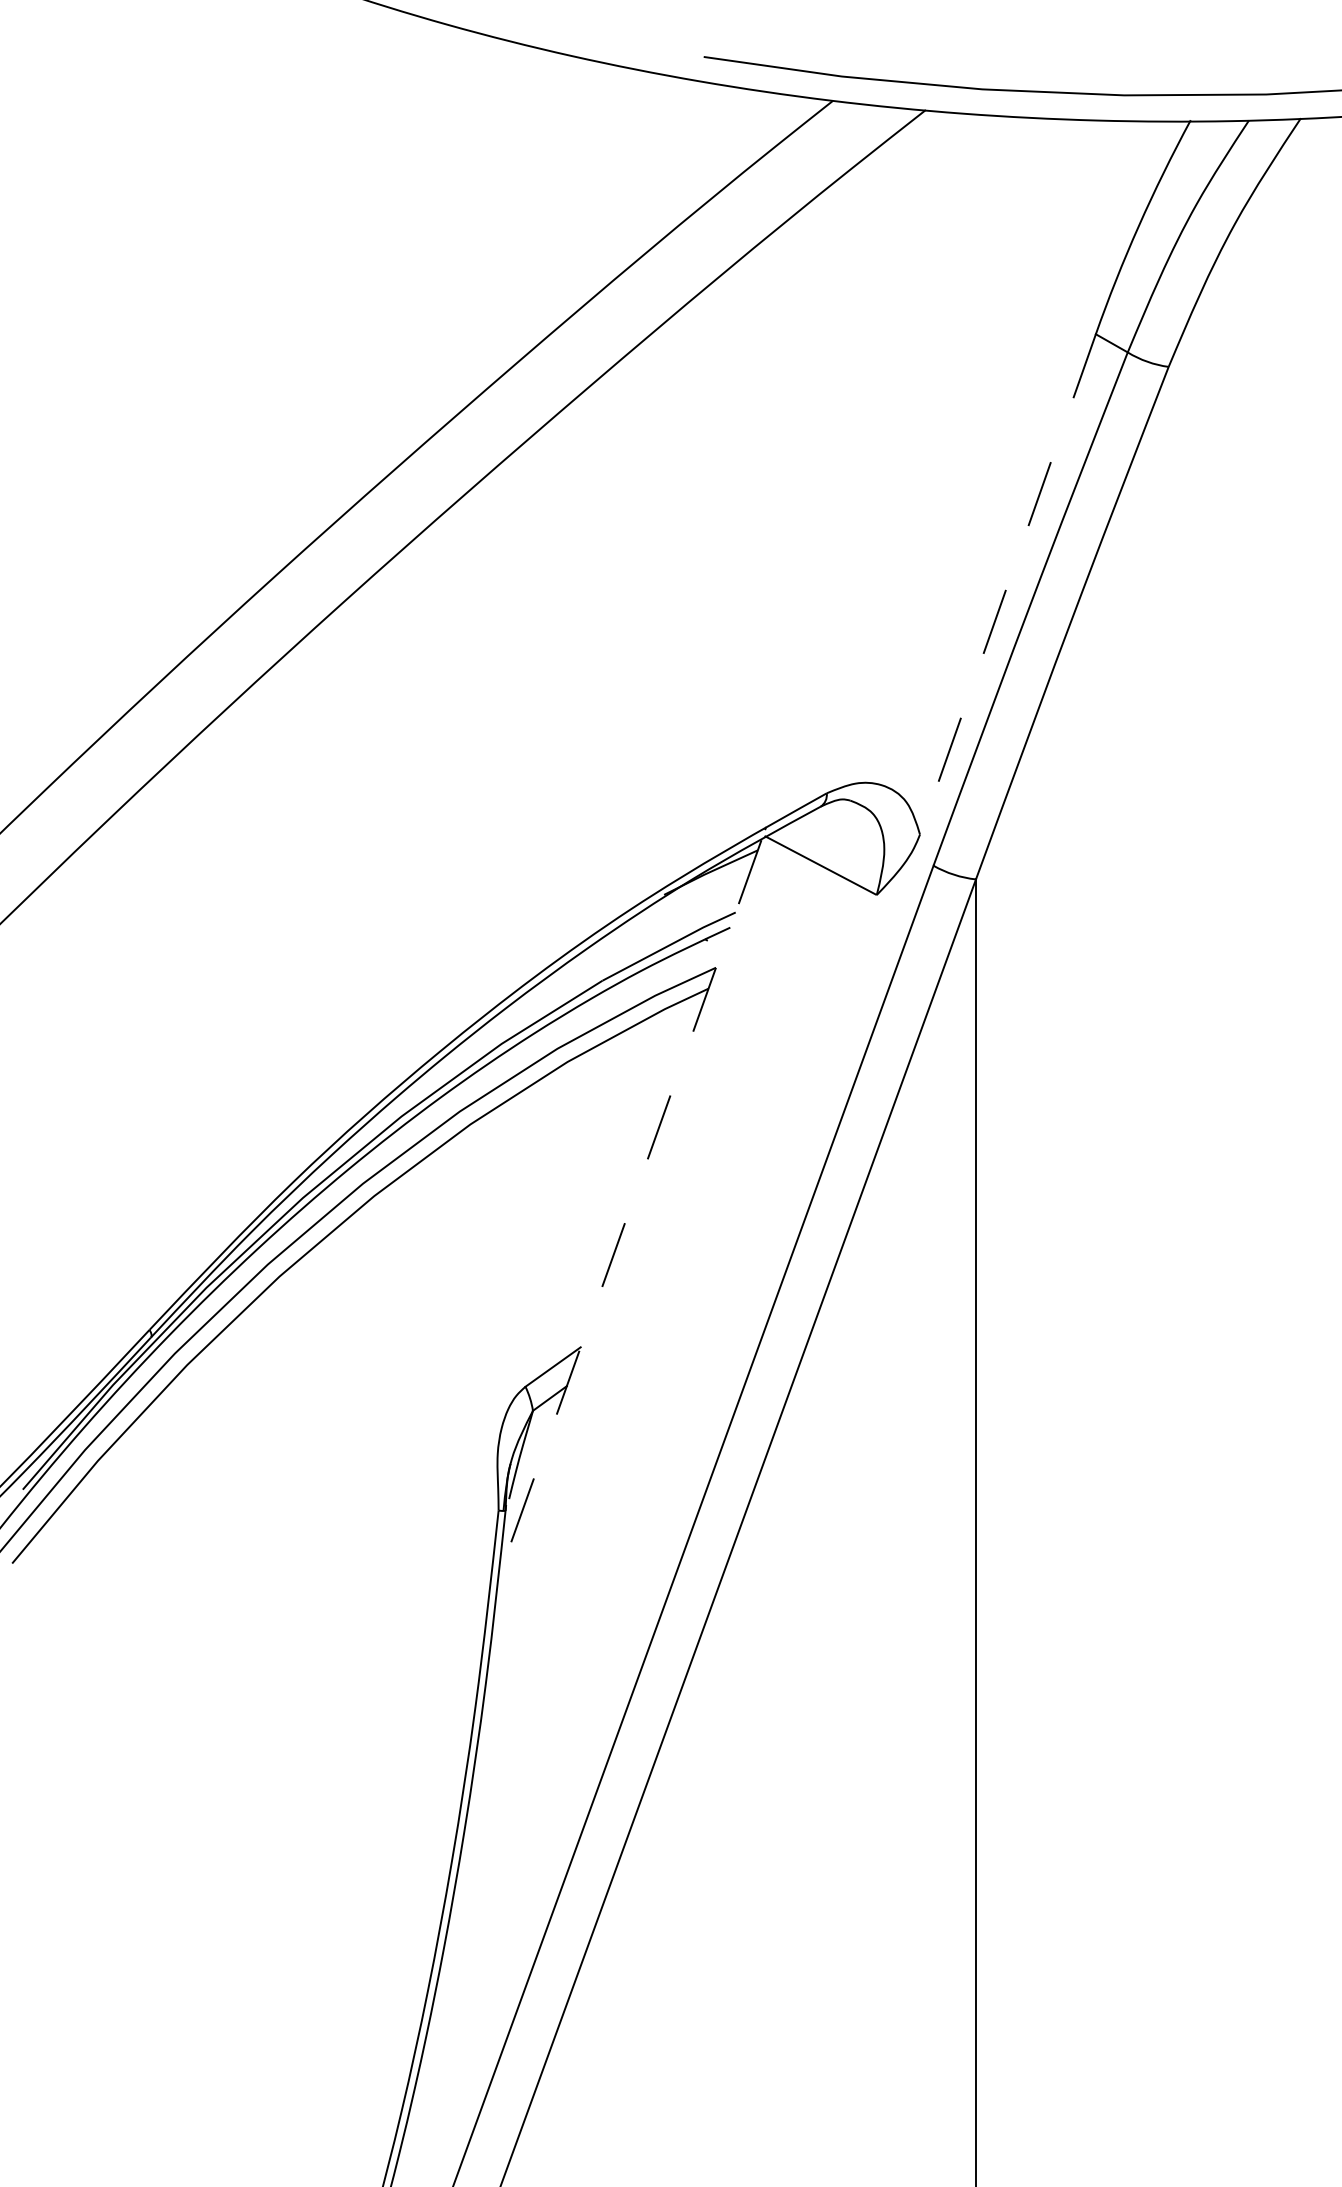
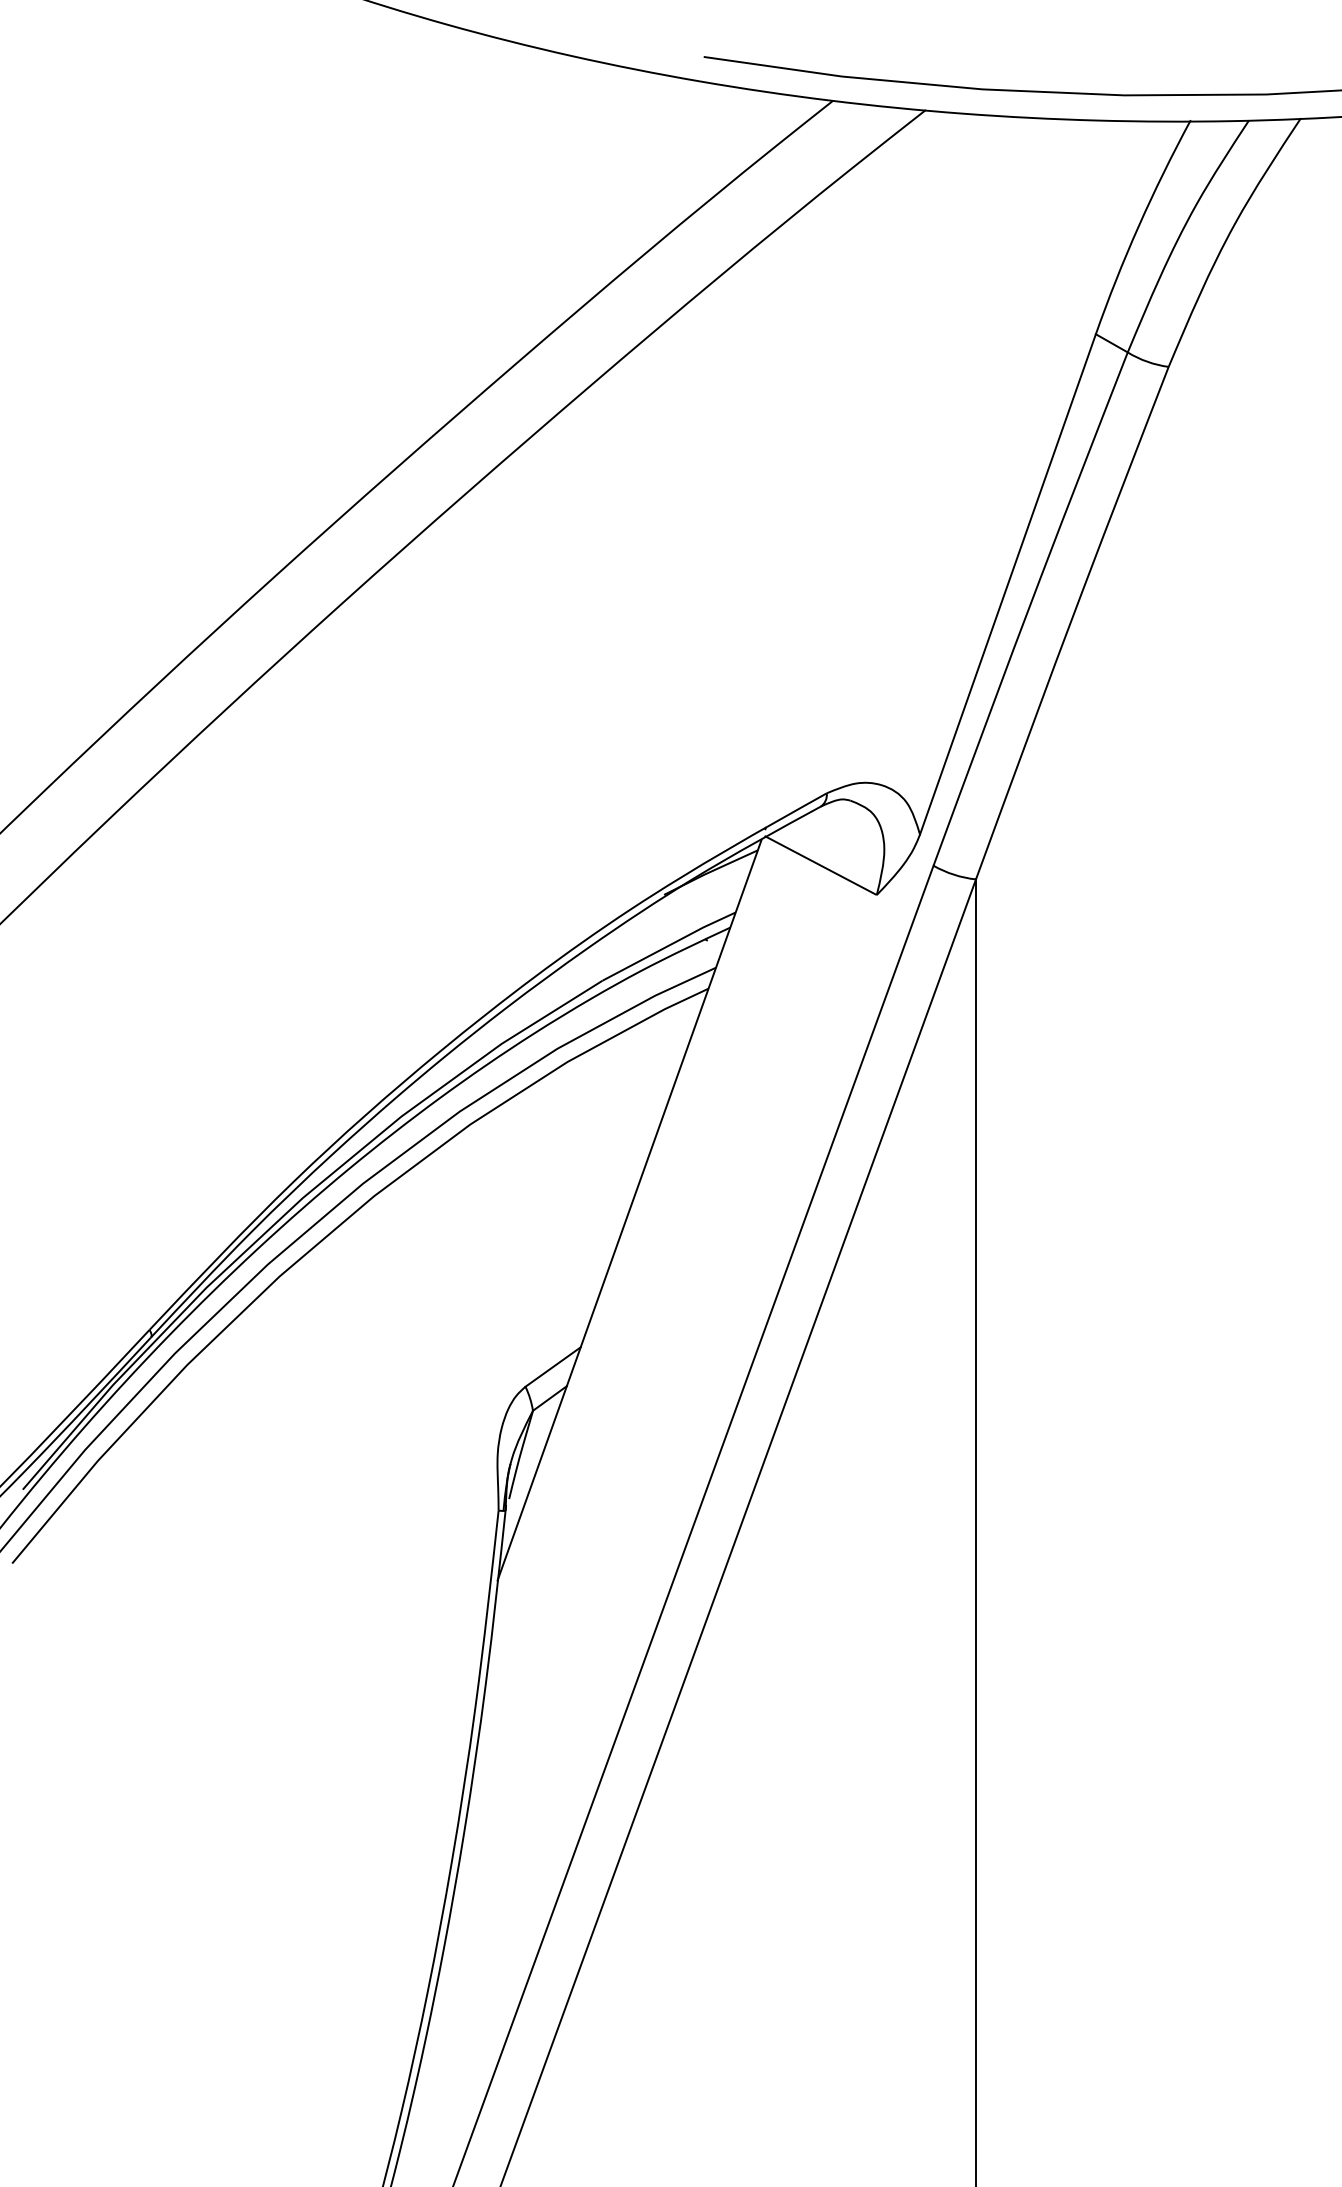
line: dashed -> solid (1007, 584)
line: dashed -> solid (629, 1210)
